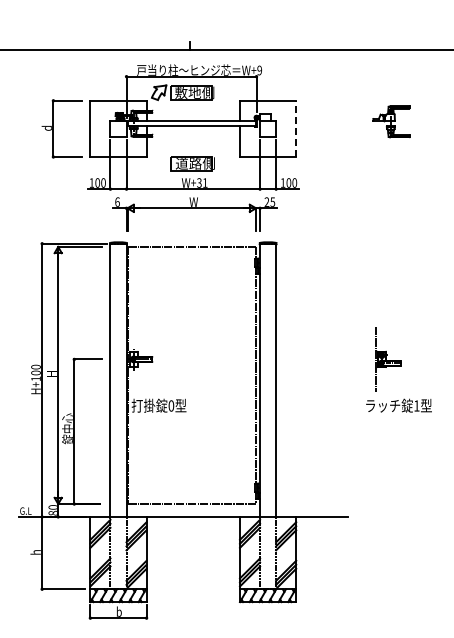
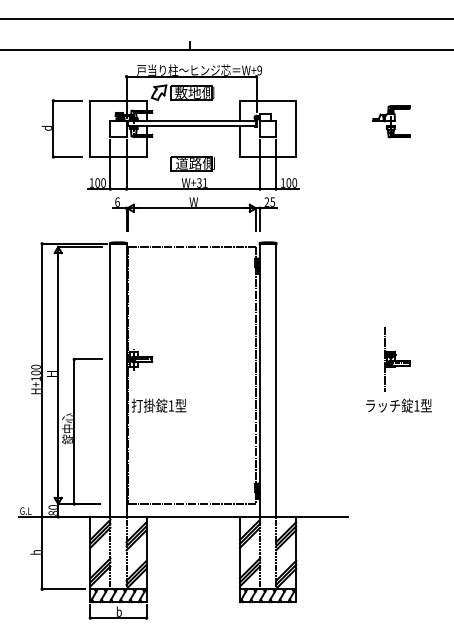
line: none -> present (226, 19)
line: dashed -> solid (296, 128)
part position: (388, 359) -> (397, 359) (397, 359)
text: 0 -> 1 (171, 405)
